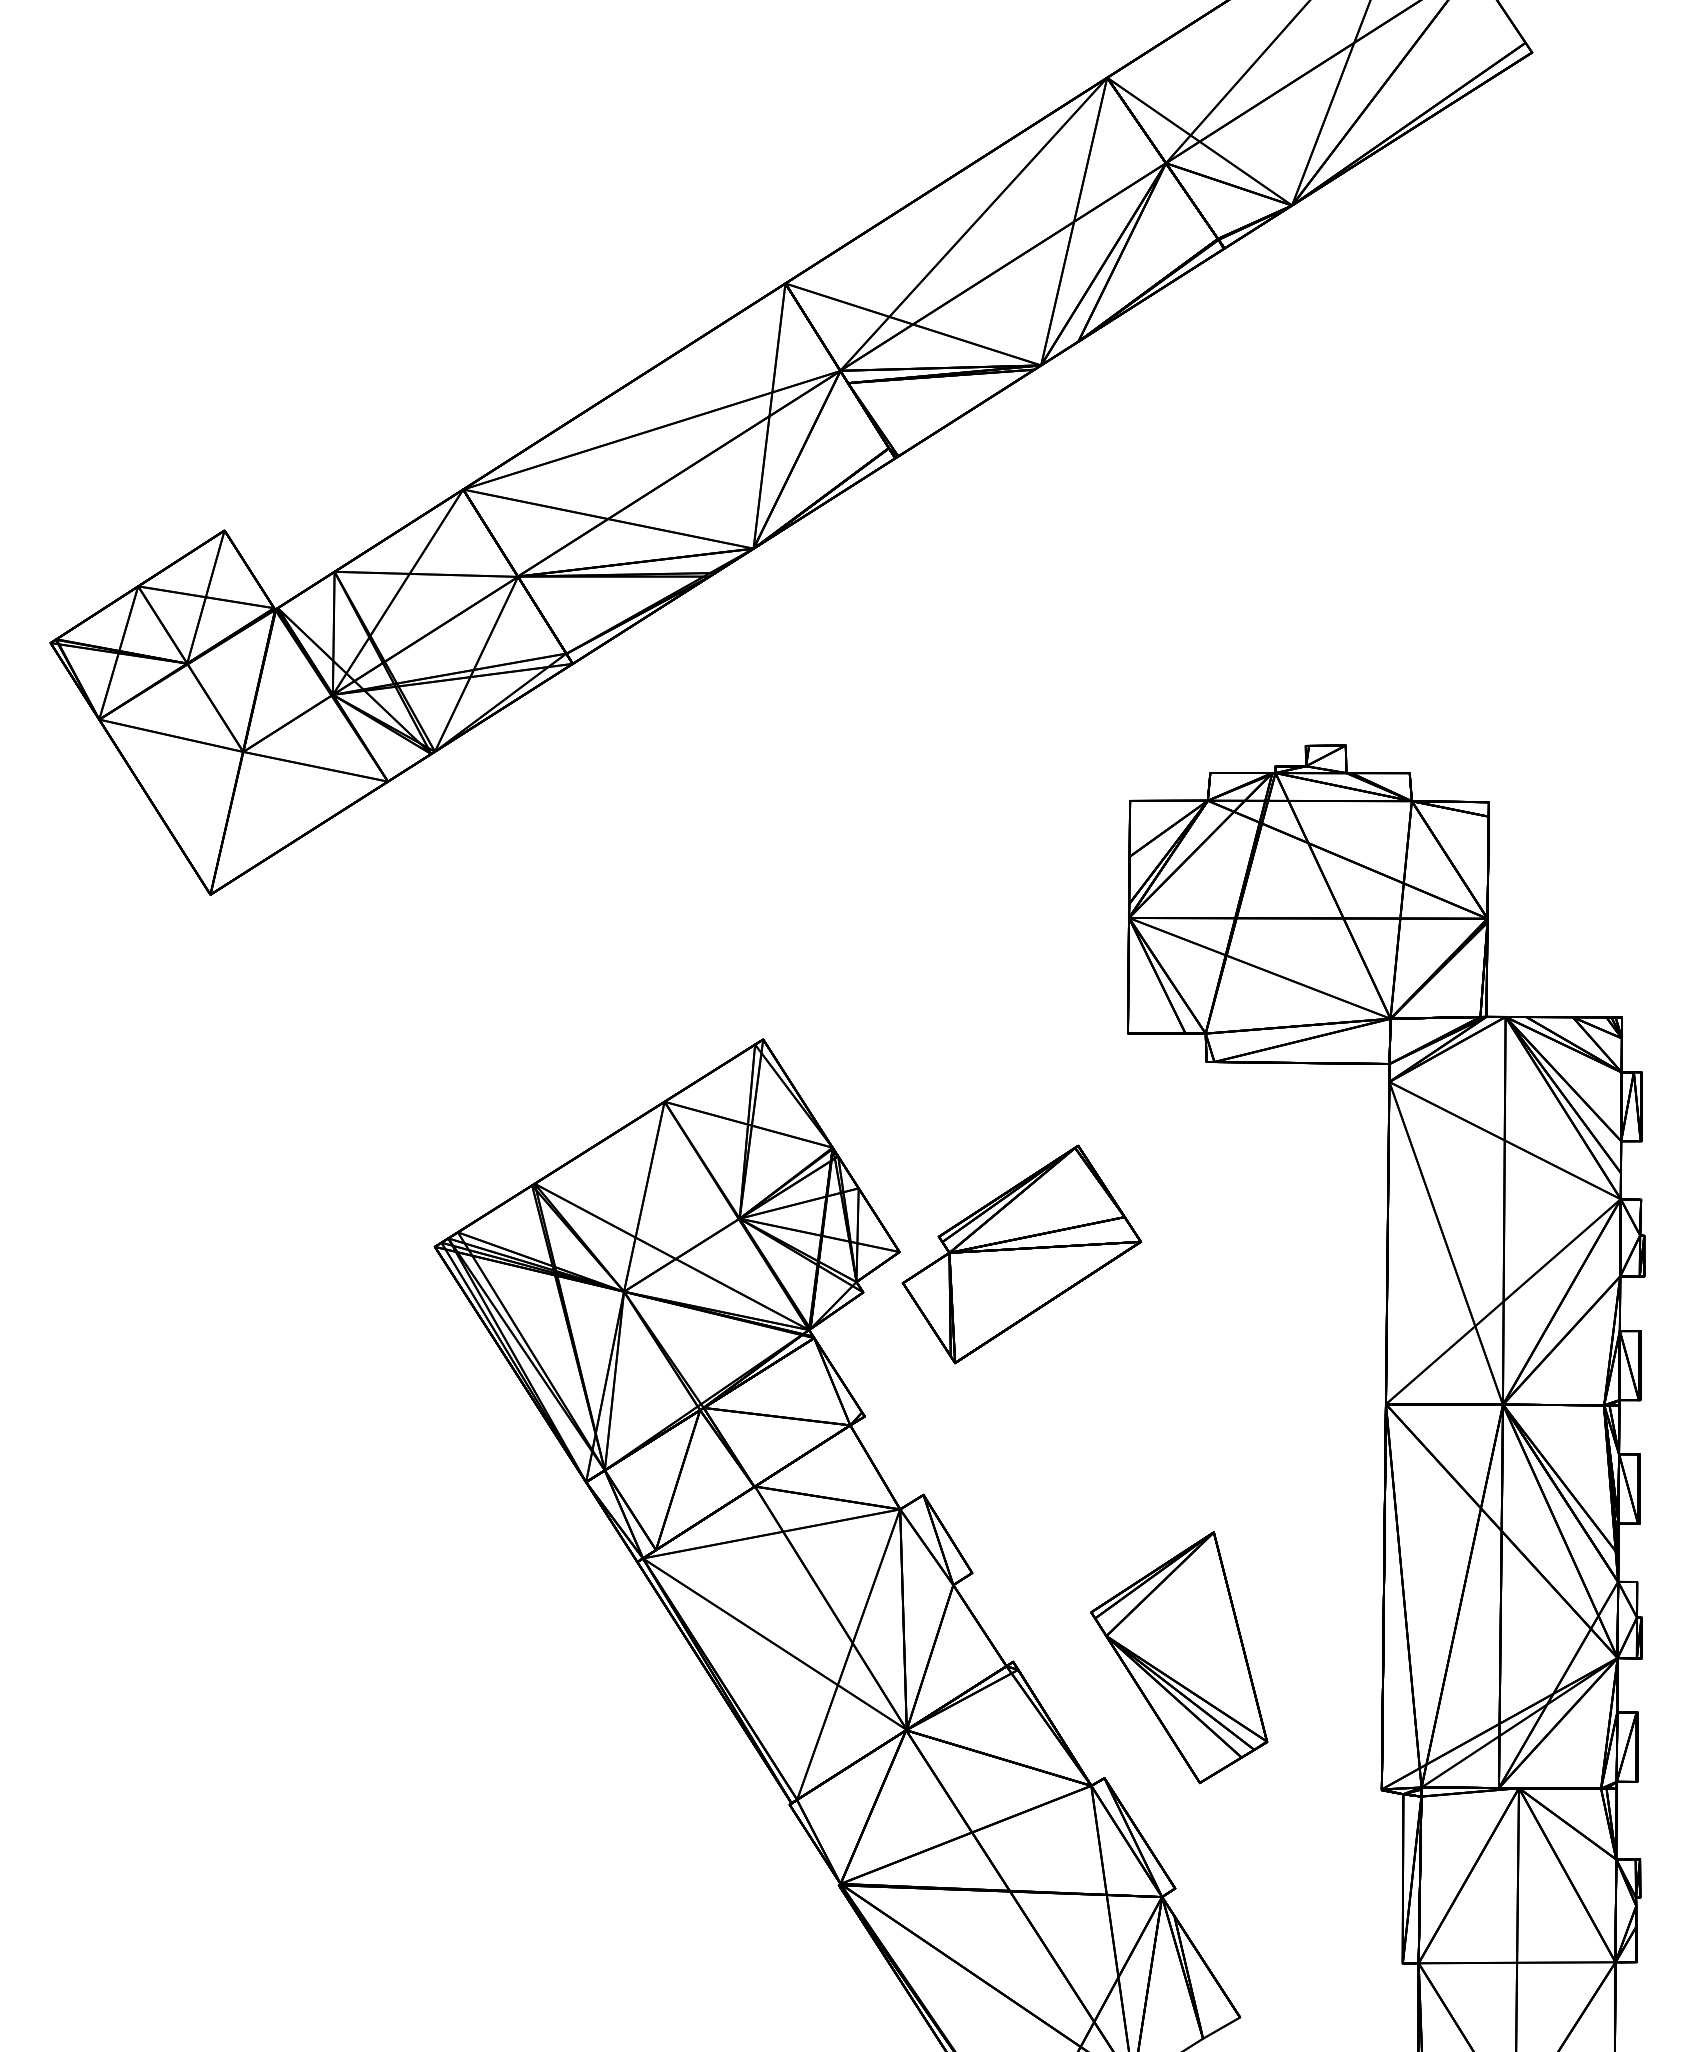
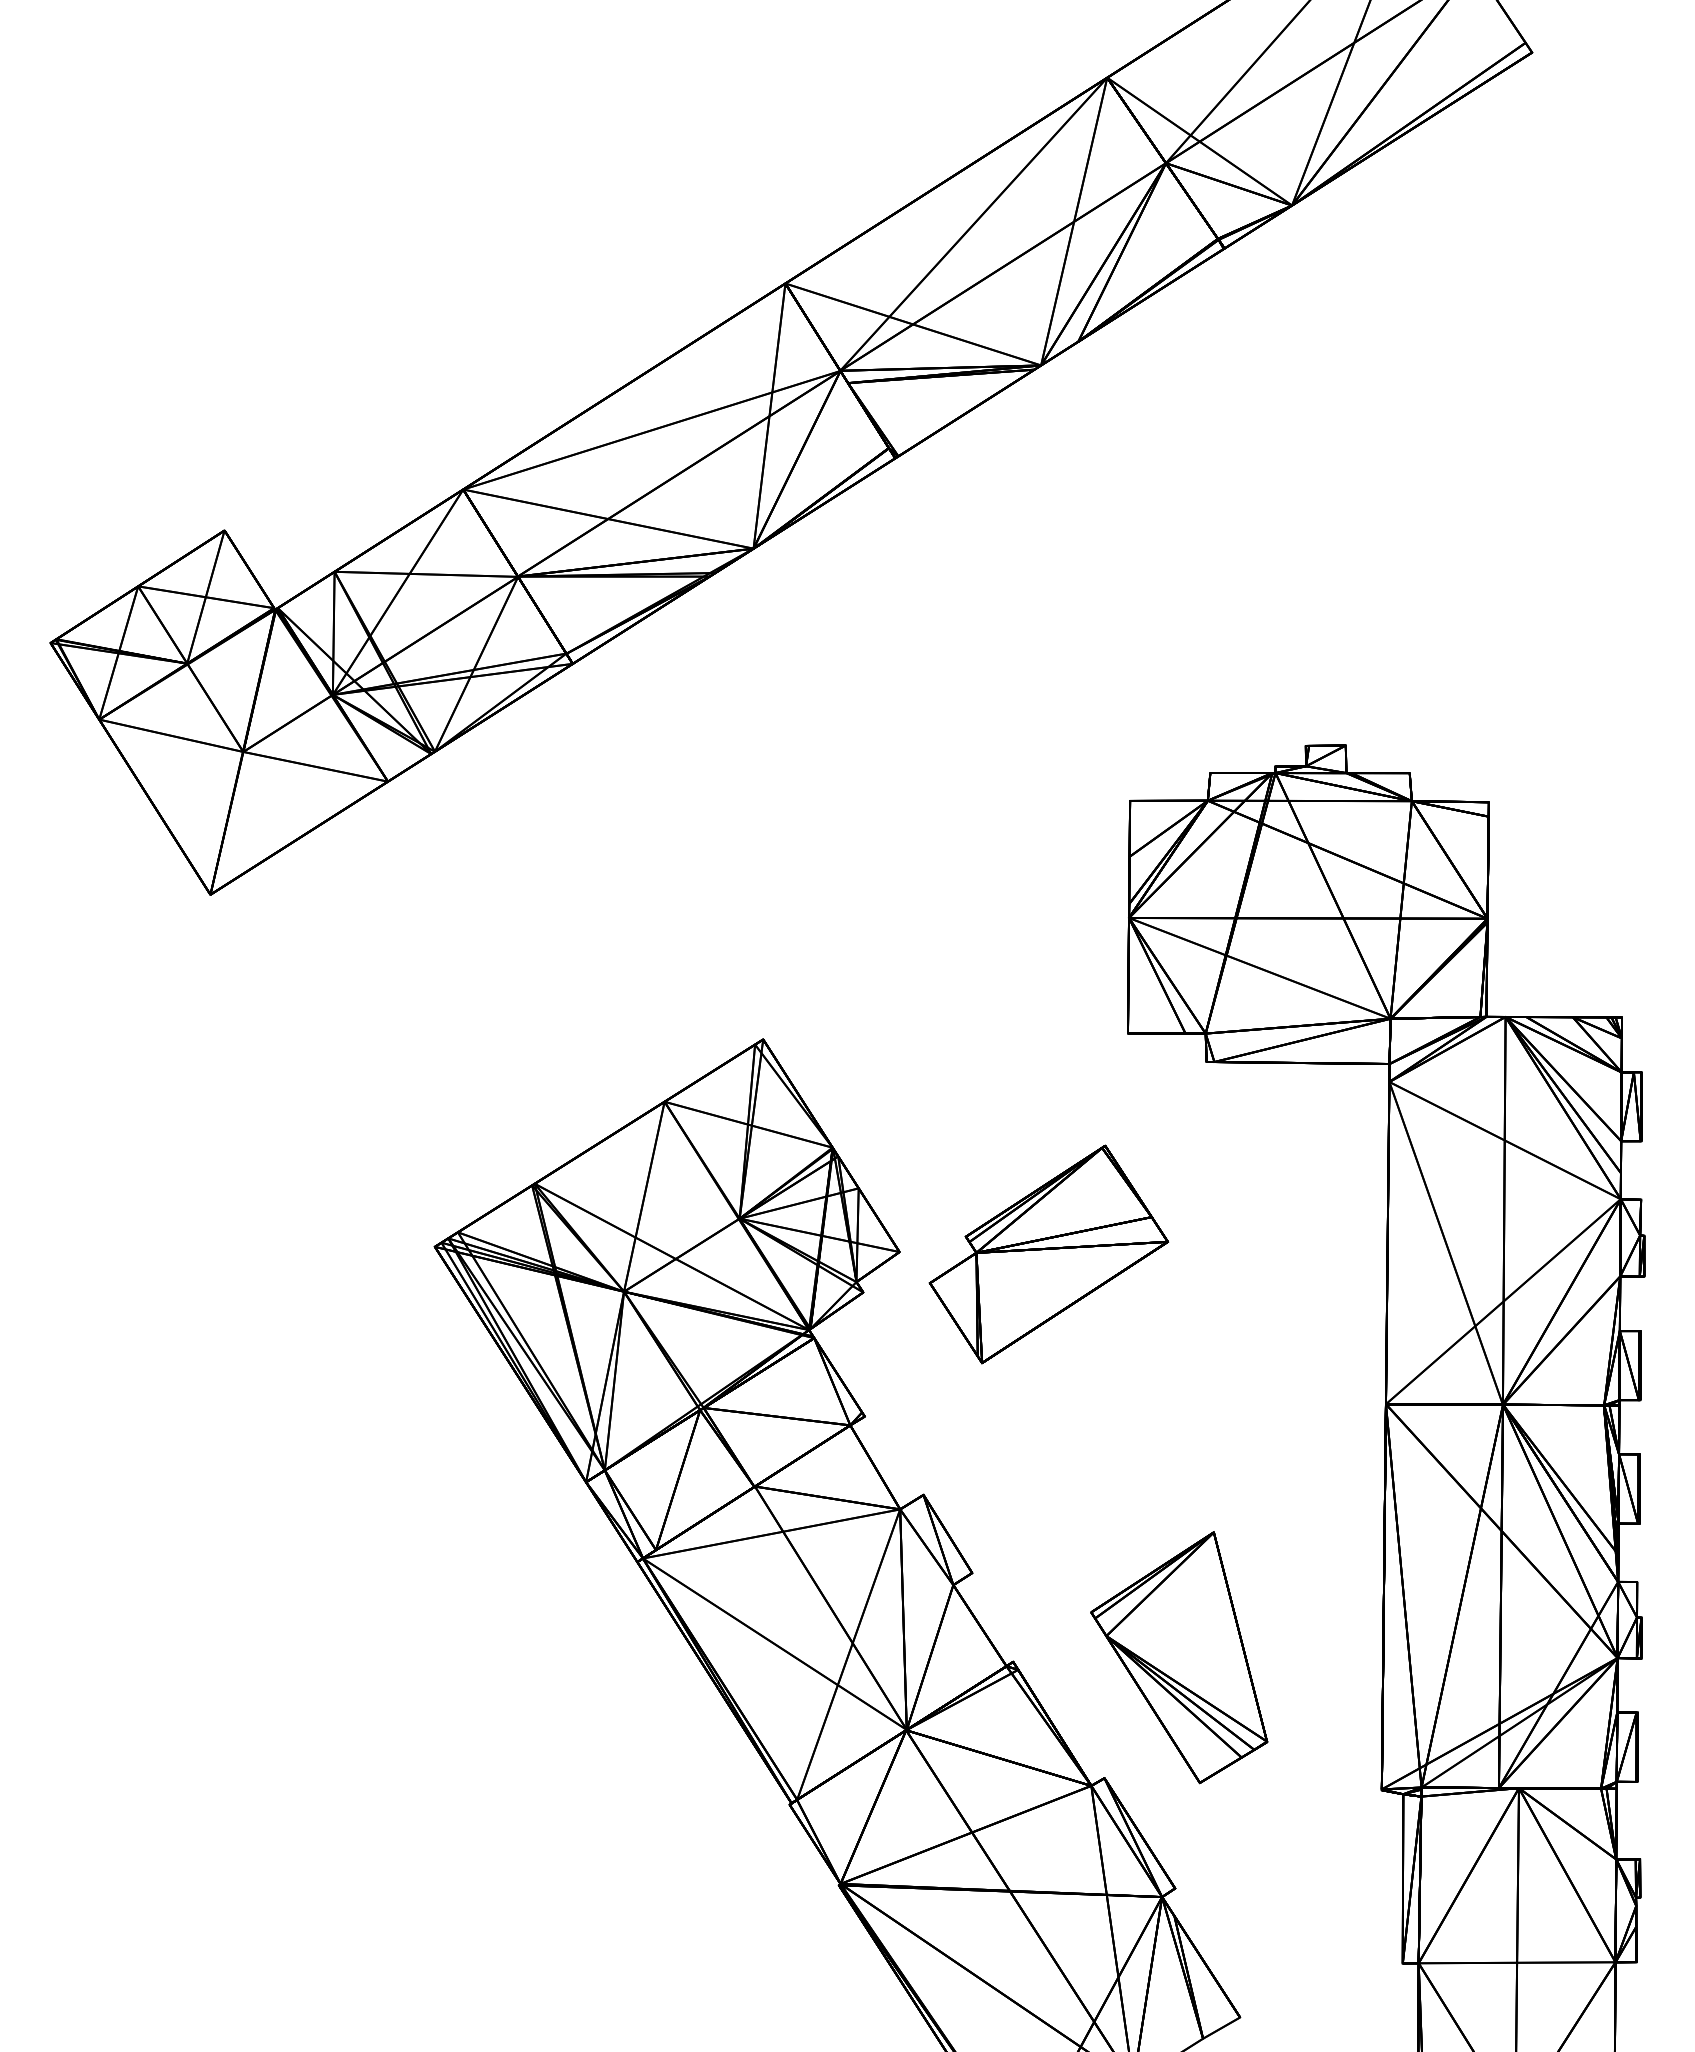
part position: (1021, 1254) -> (1048, 1254) (1048, 1254)
